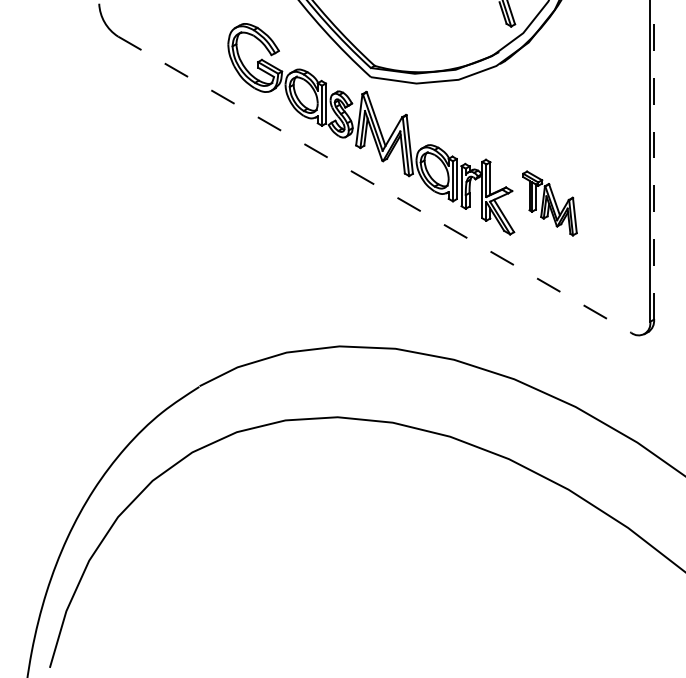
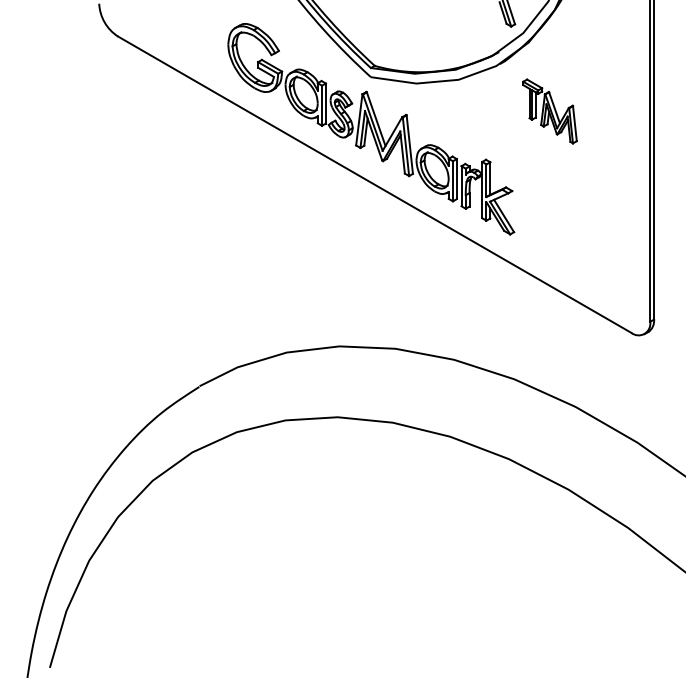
line: dashed -> solid (654, 159)
line: dashed -> solid (375, 184)
part position: (549, 203) -> (549, 111) (549, 111)
